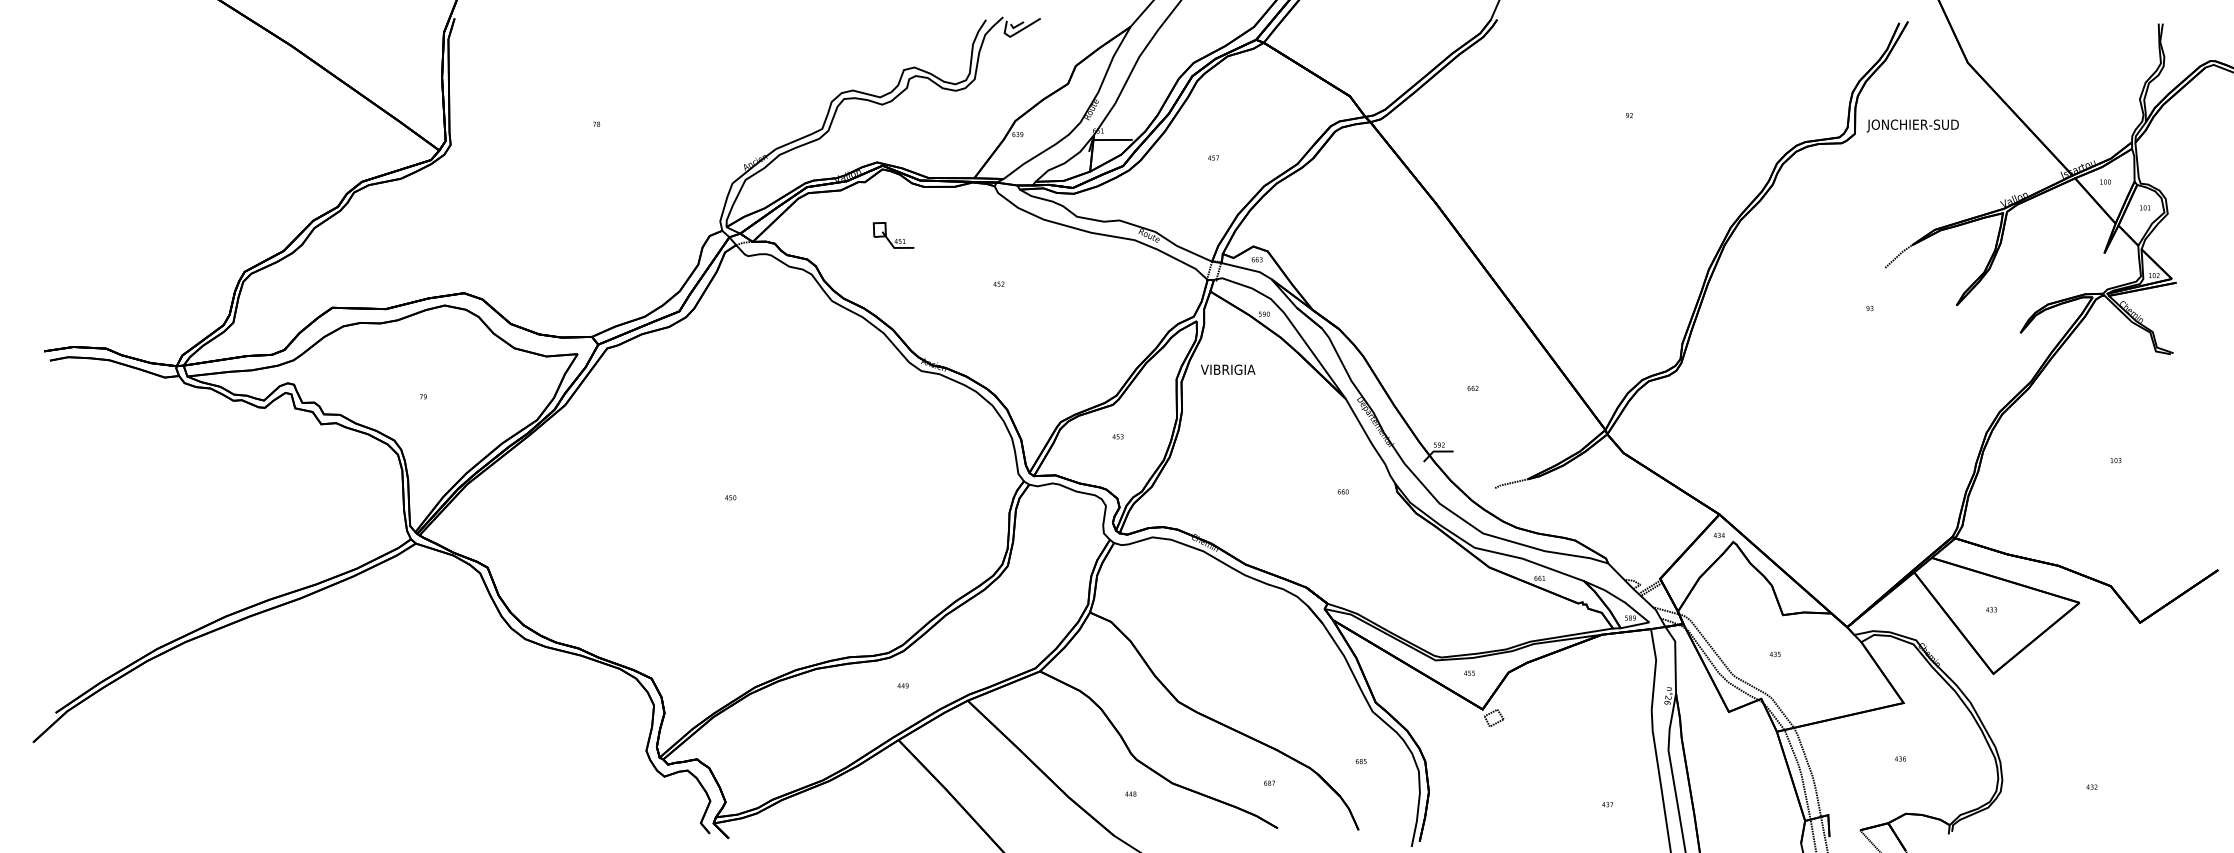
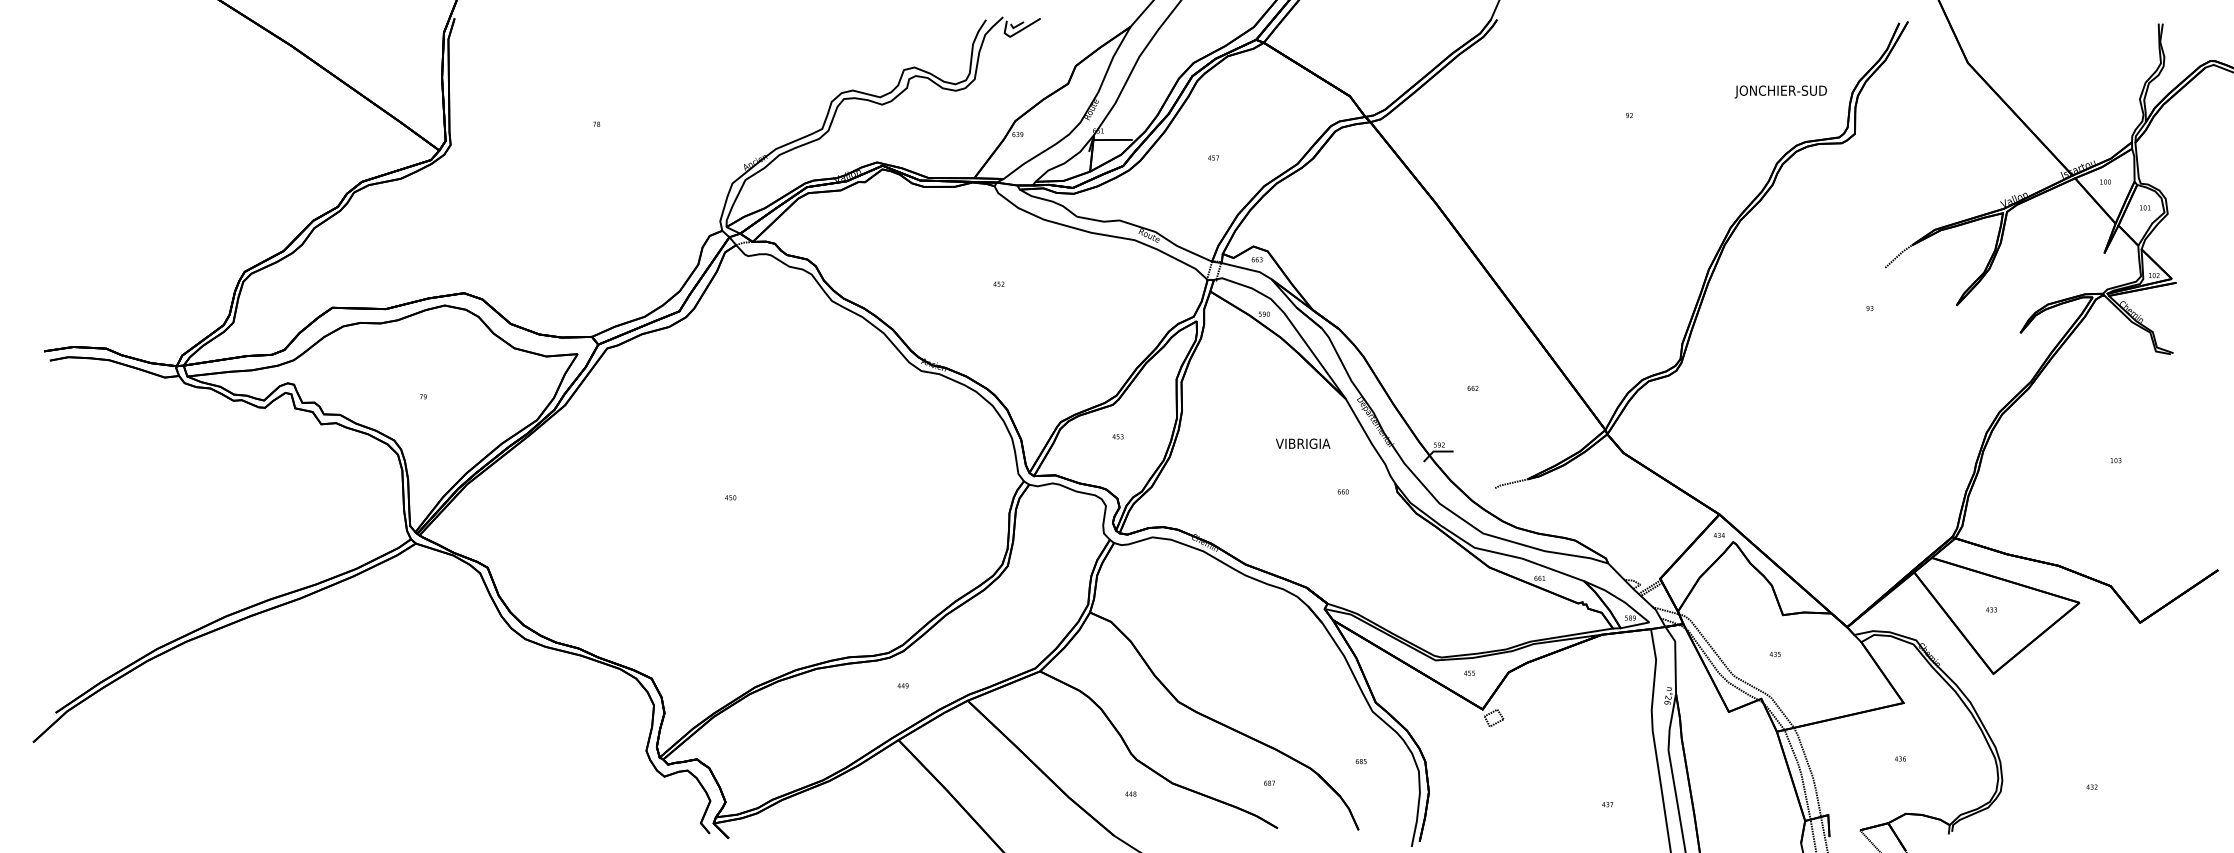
text position: (1912, 125) -> (1780, 91) (1780, 91)
part: present -> none (893, 235)
text position: (1228, 369) -> (1303, 443) (1303, 443)
